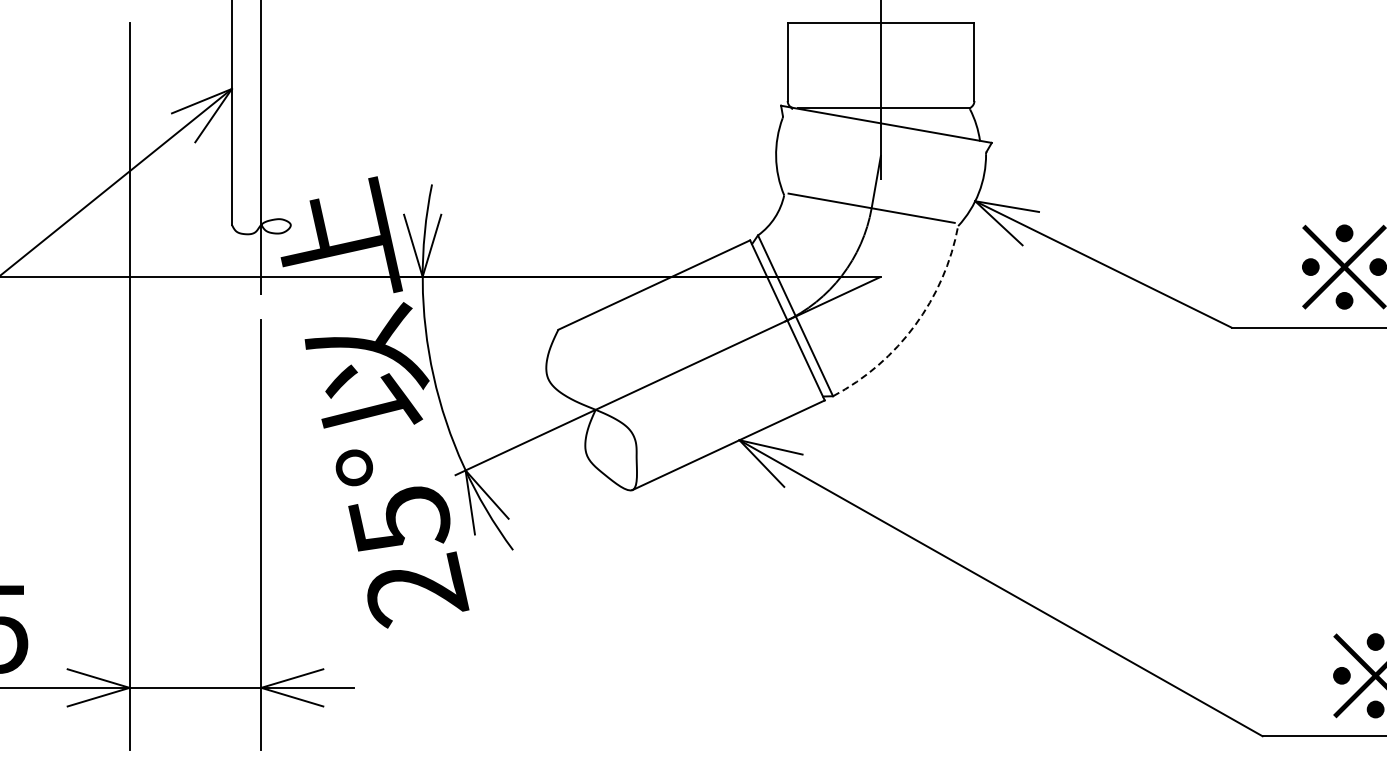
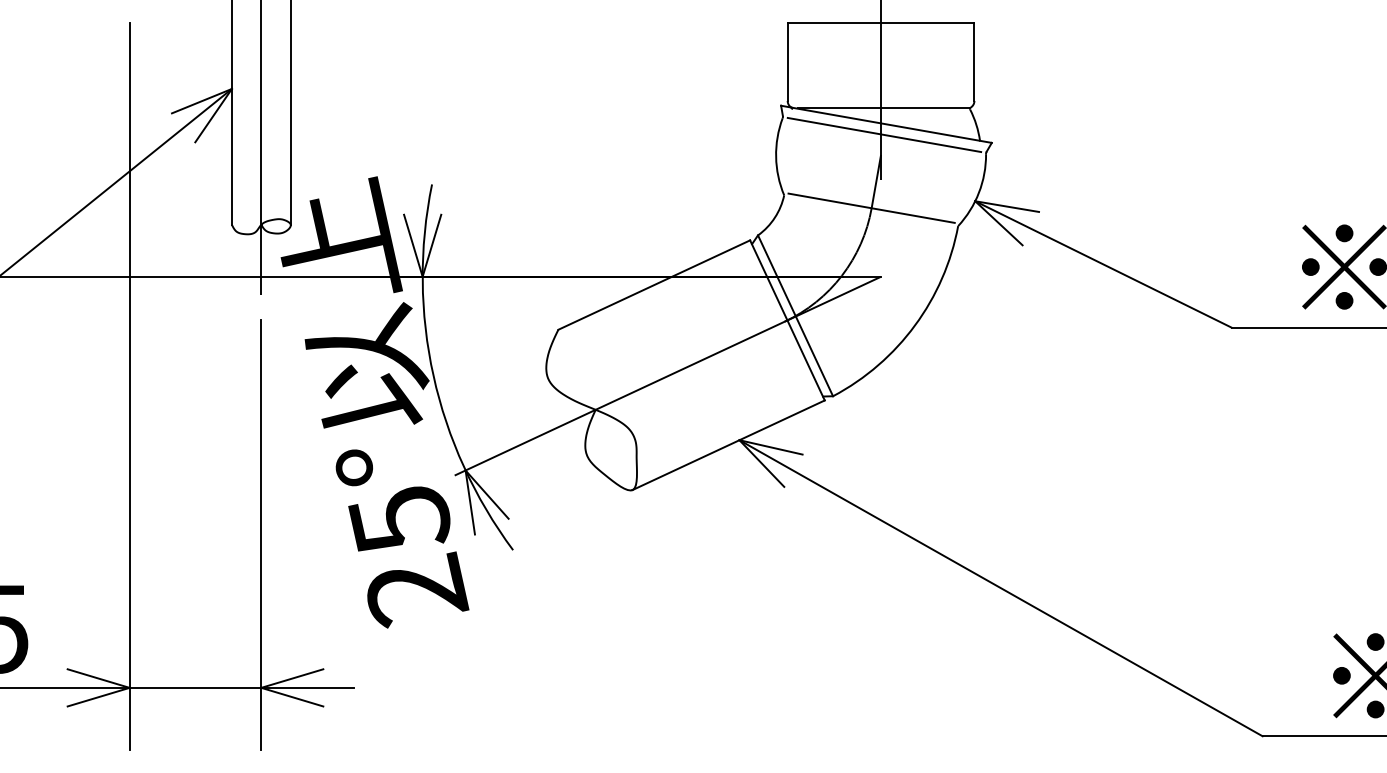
line: none -> present (290, 113)
line: none -> present (884, 134)
arc: dashed -> solid (915, 325)
